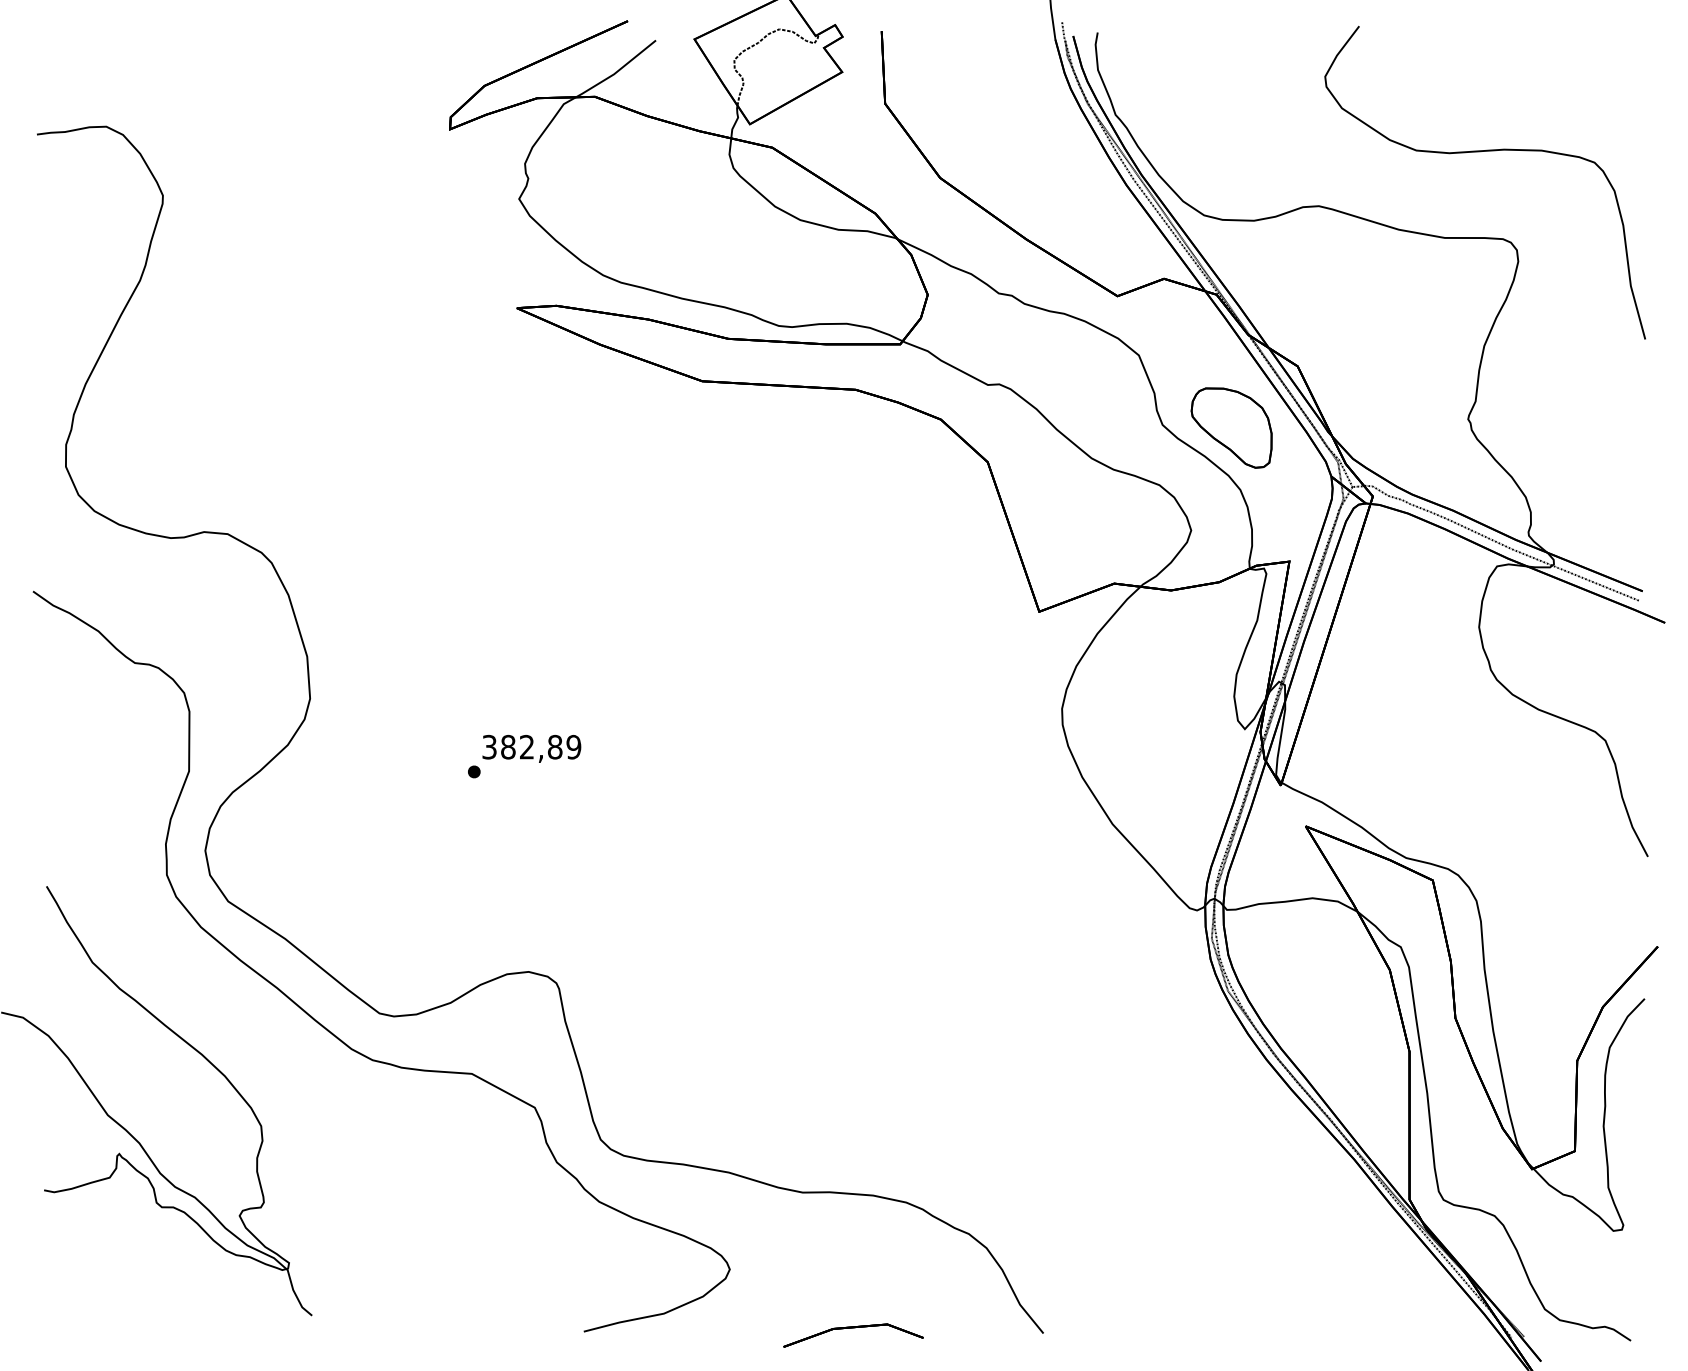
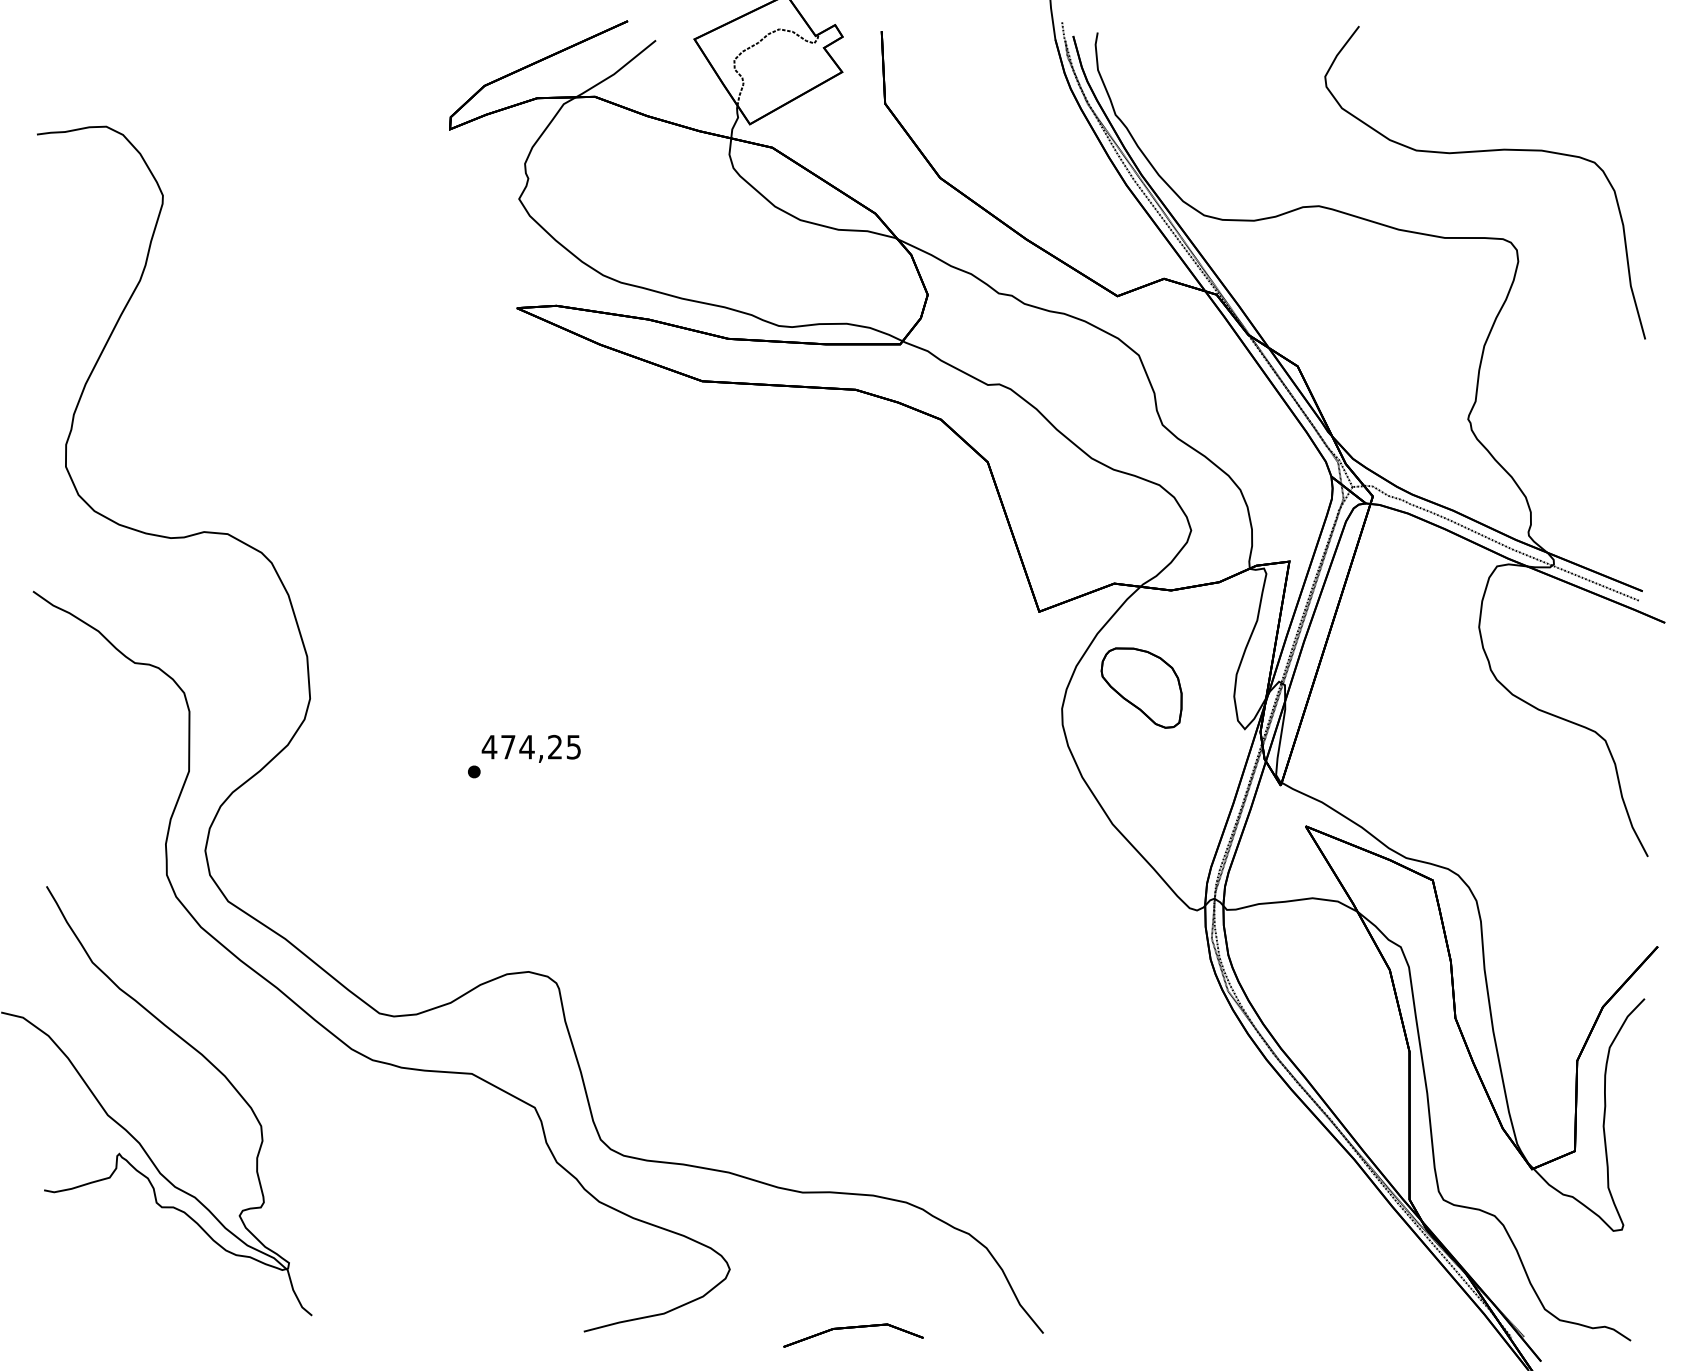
part position: (1231, 427) -> (1141, 687) (1141, 687)
text: 382,89 -> 474,25 (531, 746)
